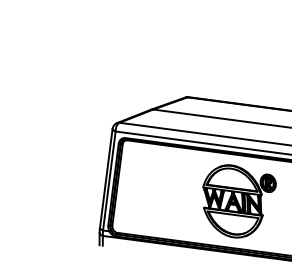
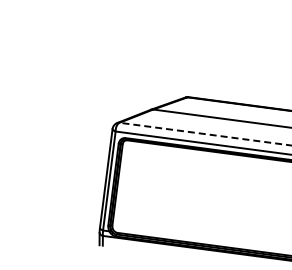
line: solid -> dashed (204, 134)
part: present -> none (239, 201)
